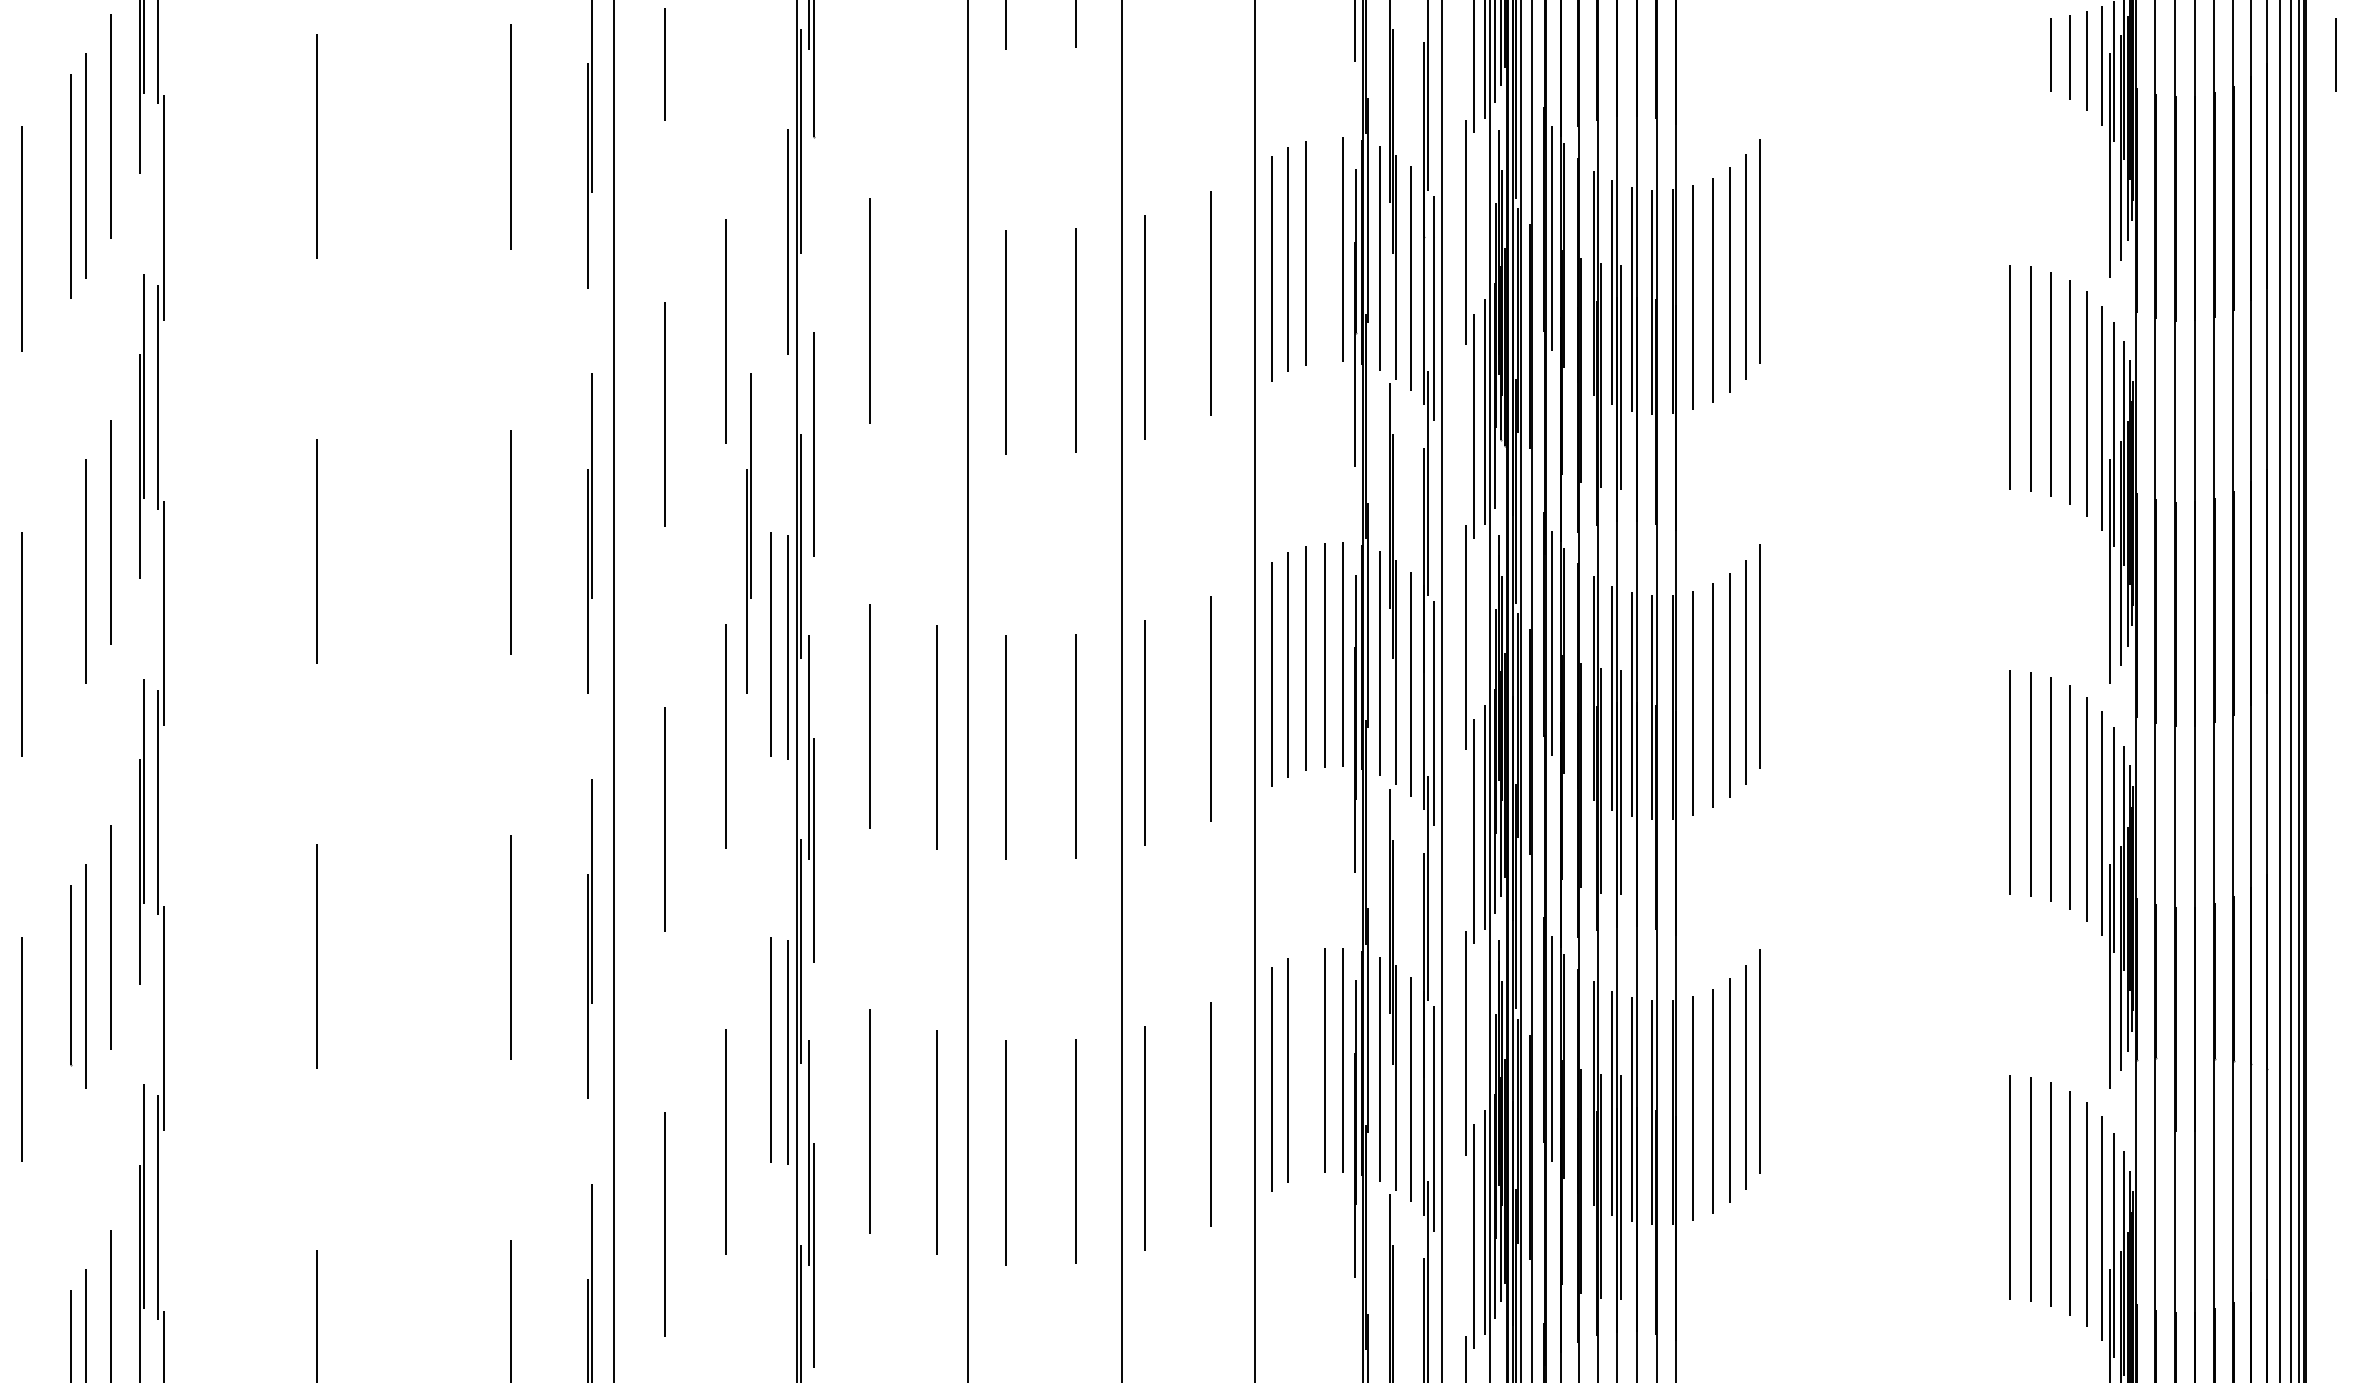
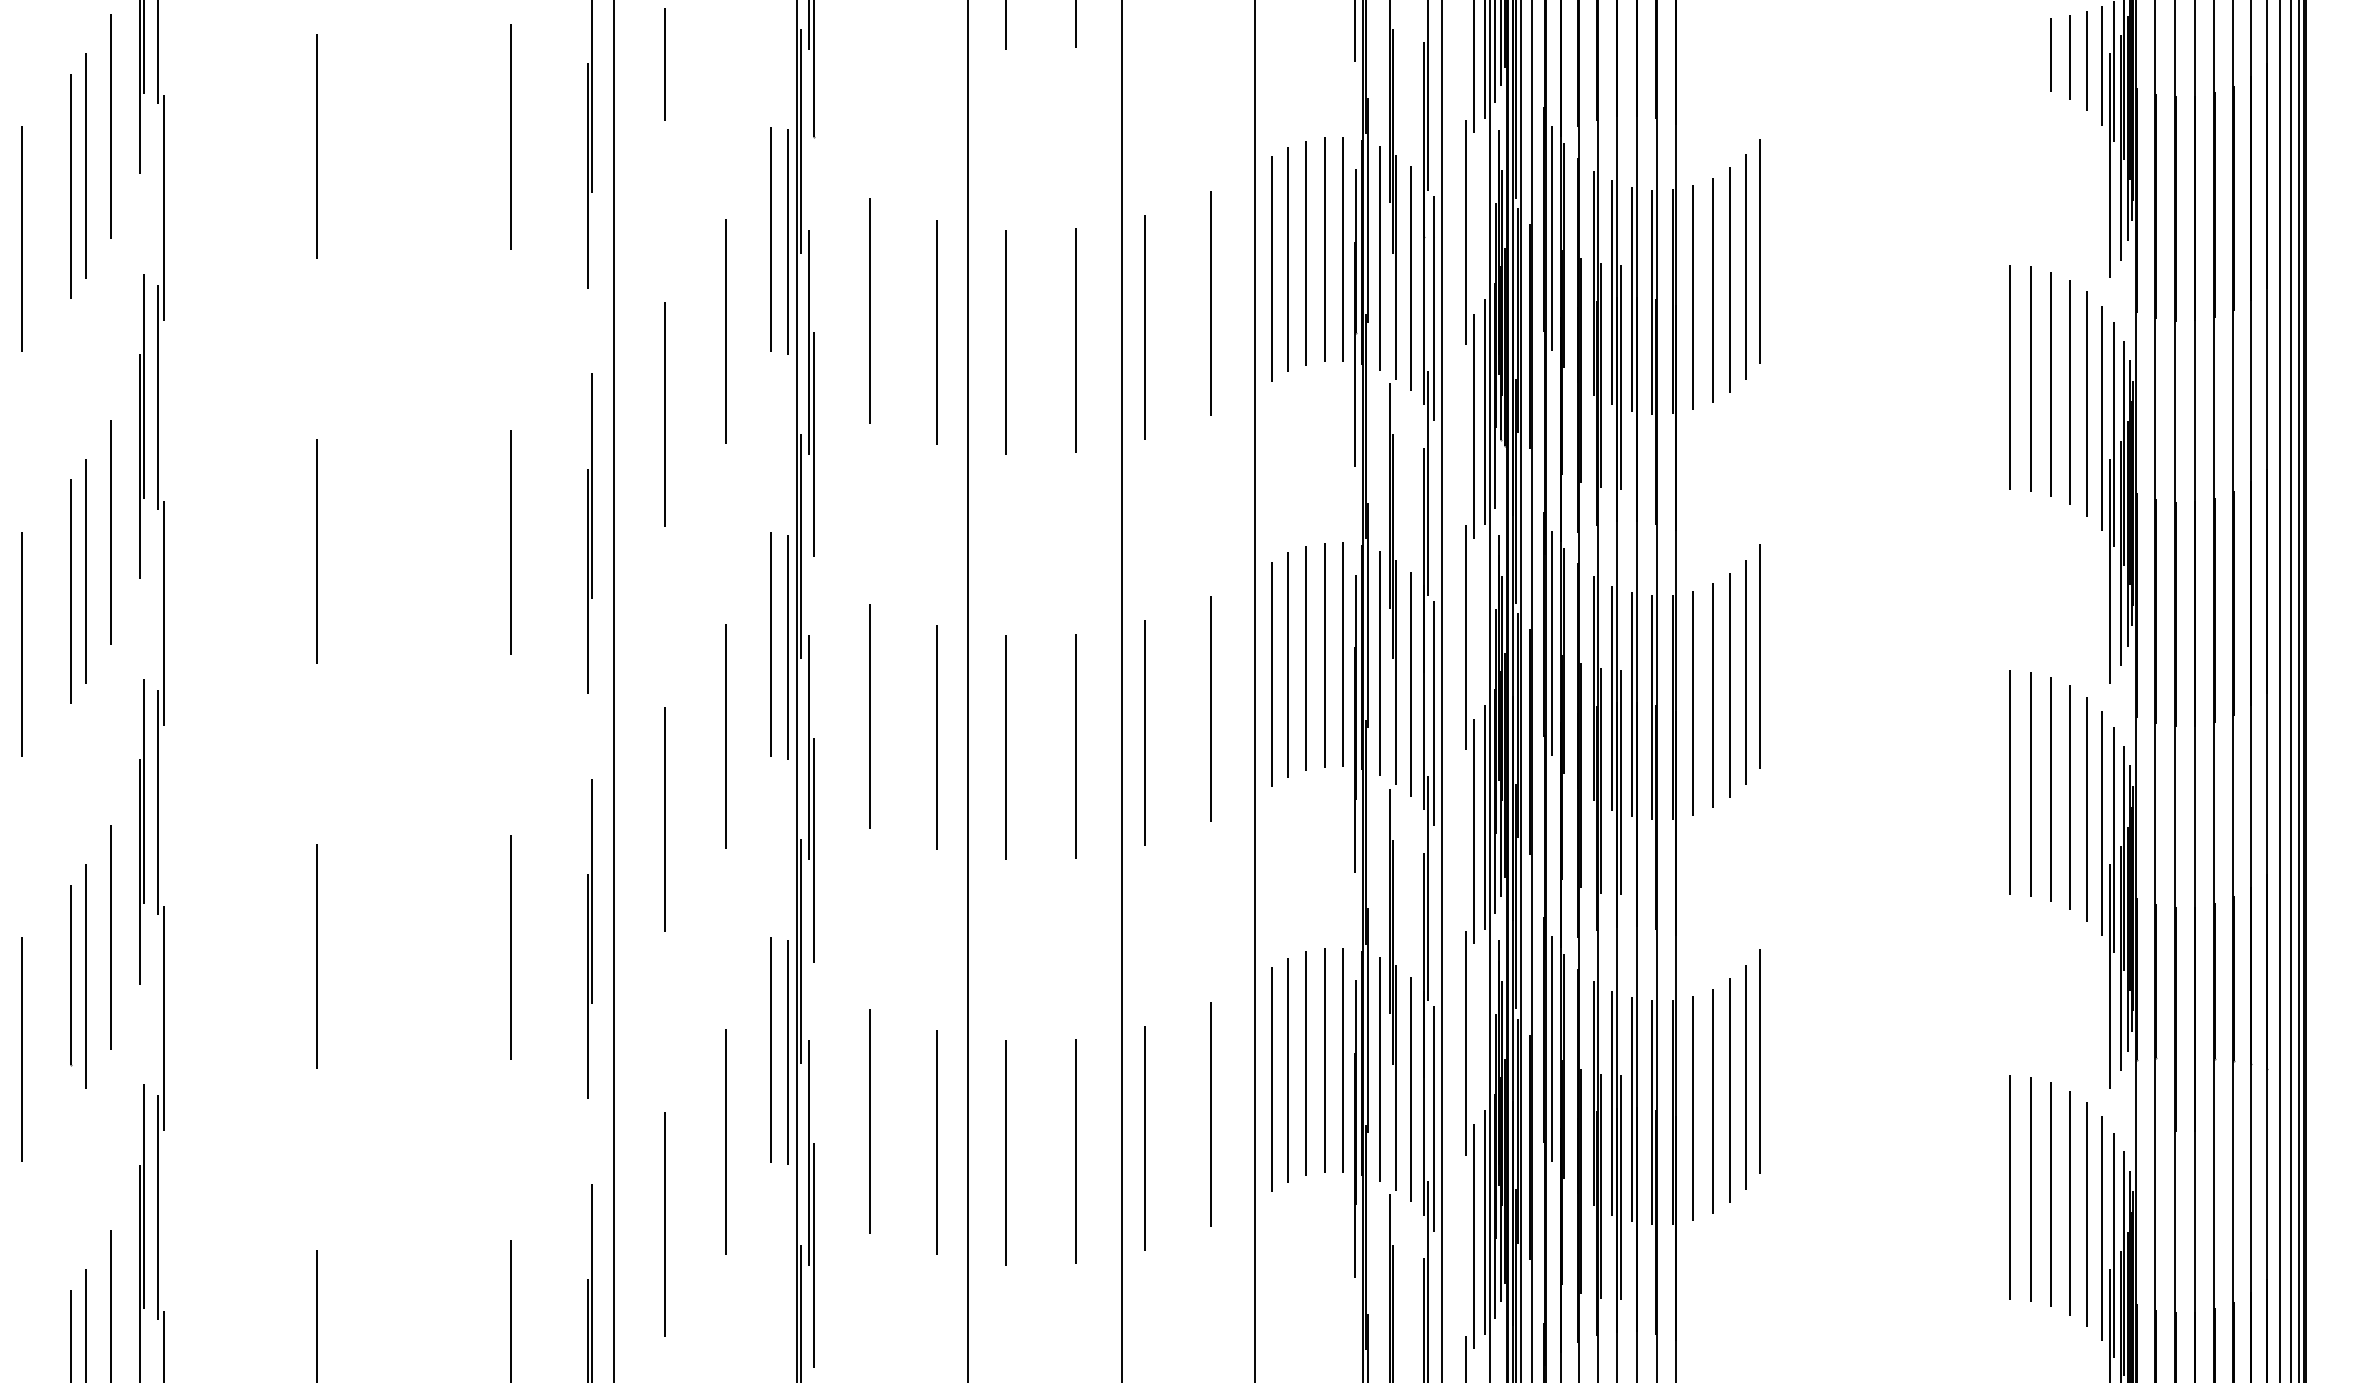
line: present -> none (2335, 54)
line: none -> present (771, 239)
line: none -> present (1324, 249)
line: none -> present (936, 331)
line: none -> present (809, 341)
part: present -> none (748, 533)
line: none -> present (71, 591)
line: none -> present (1306, 1063)
